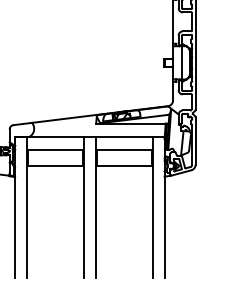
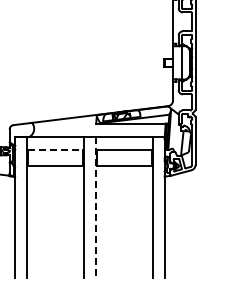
line: solid -> dashed (55, 149)
line: solid -> dashed (95, 207)
